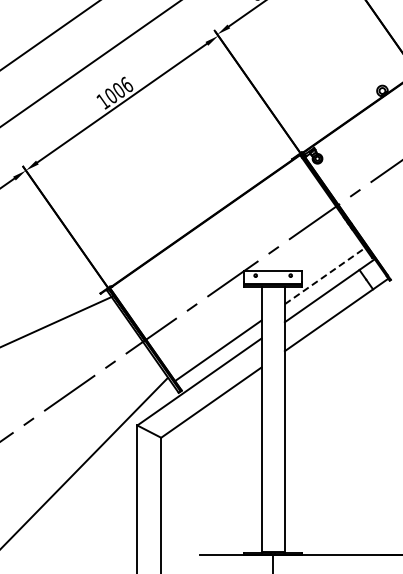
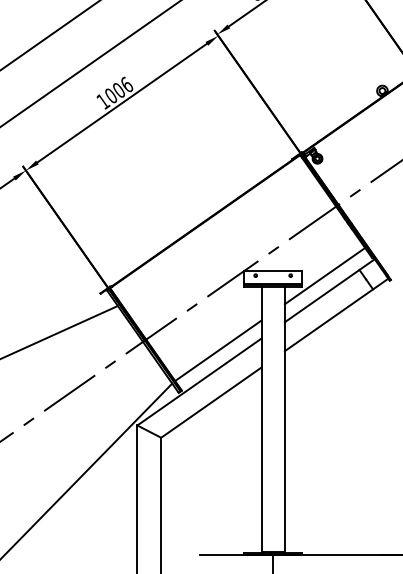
line: dashed -> solid (325, 276)
line position: (57, 321) -> (59, 332) (59, 332)
line position: (84, 462) -> (87, 470) (87, 470)
